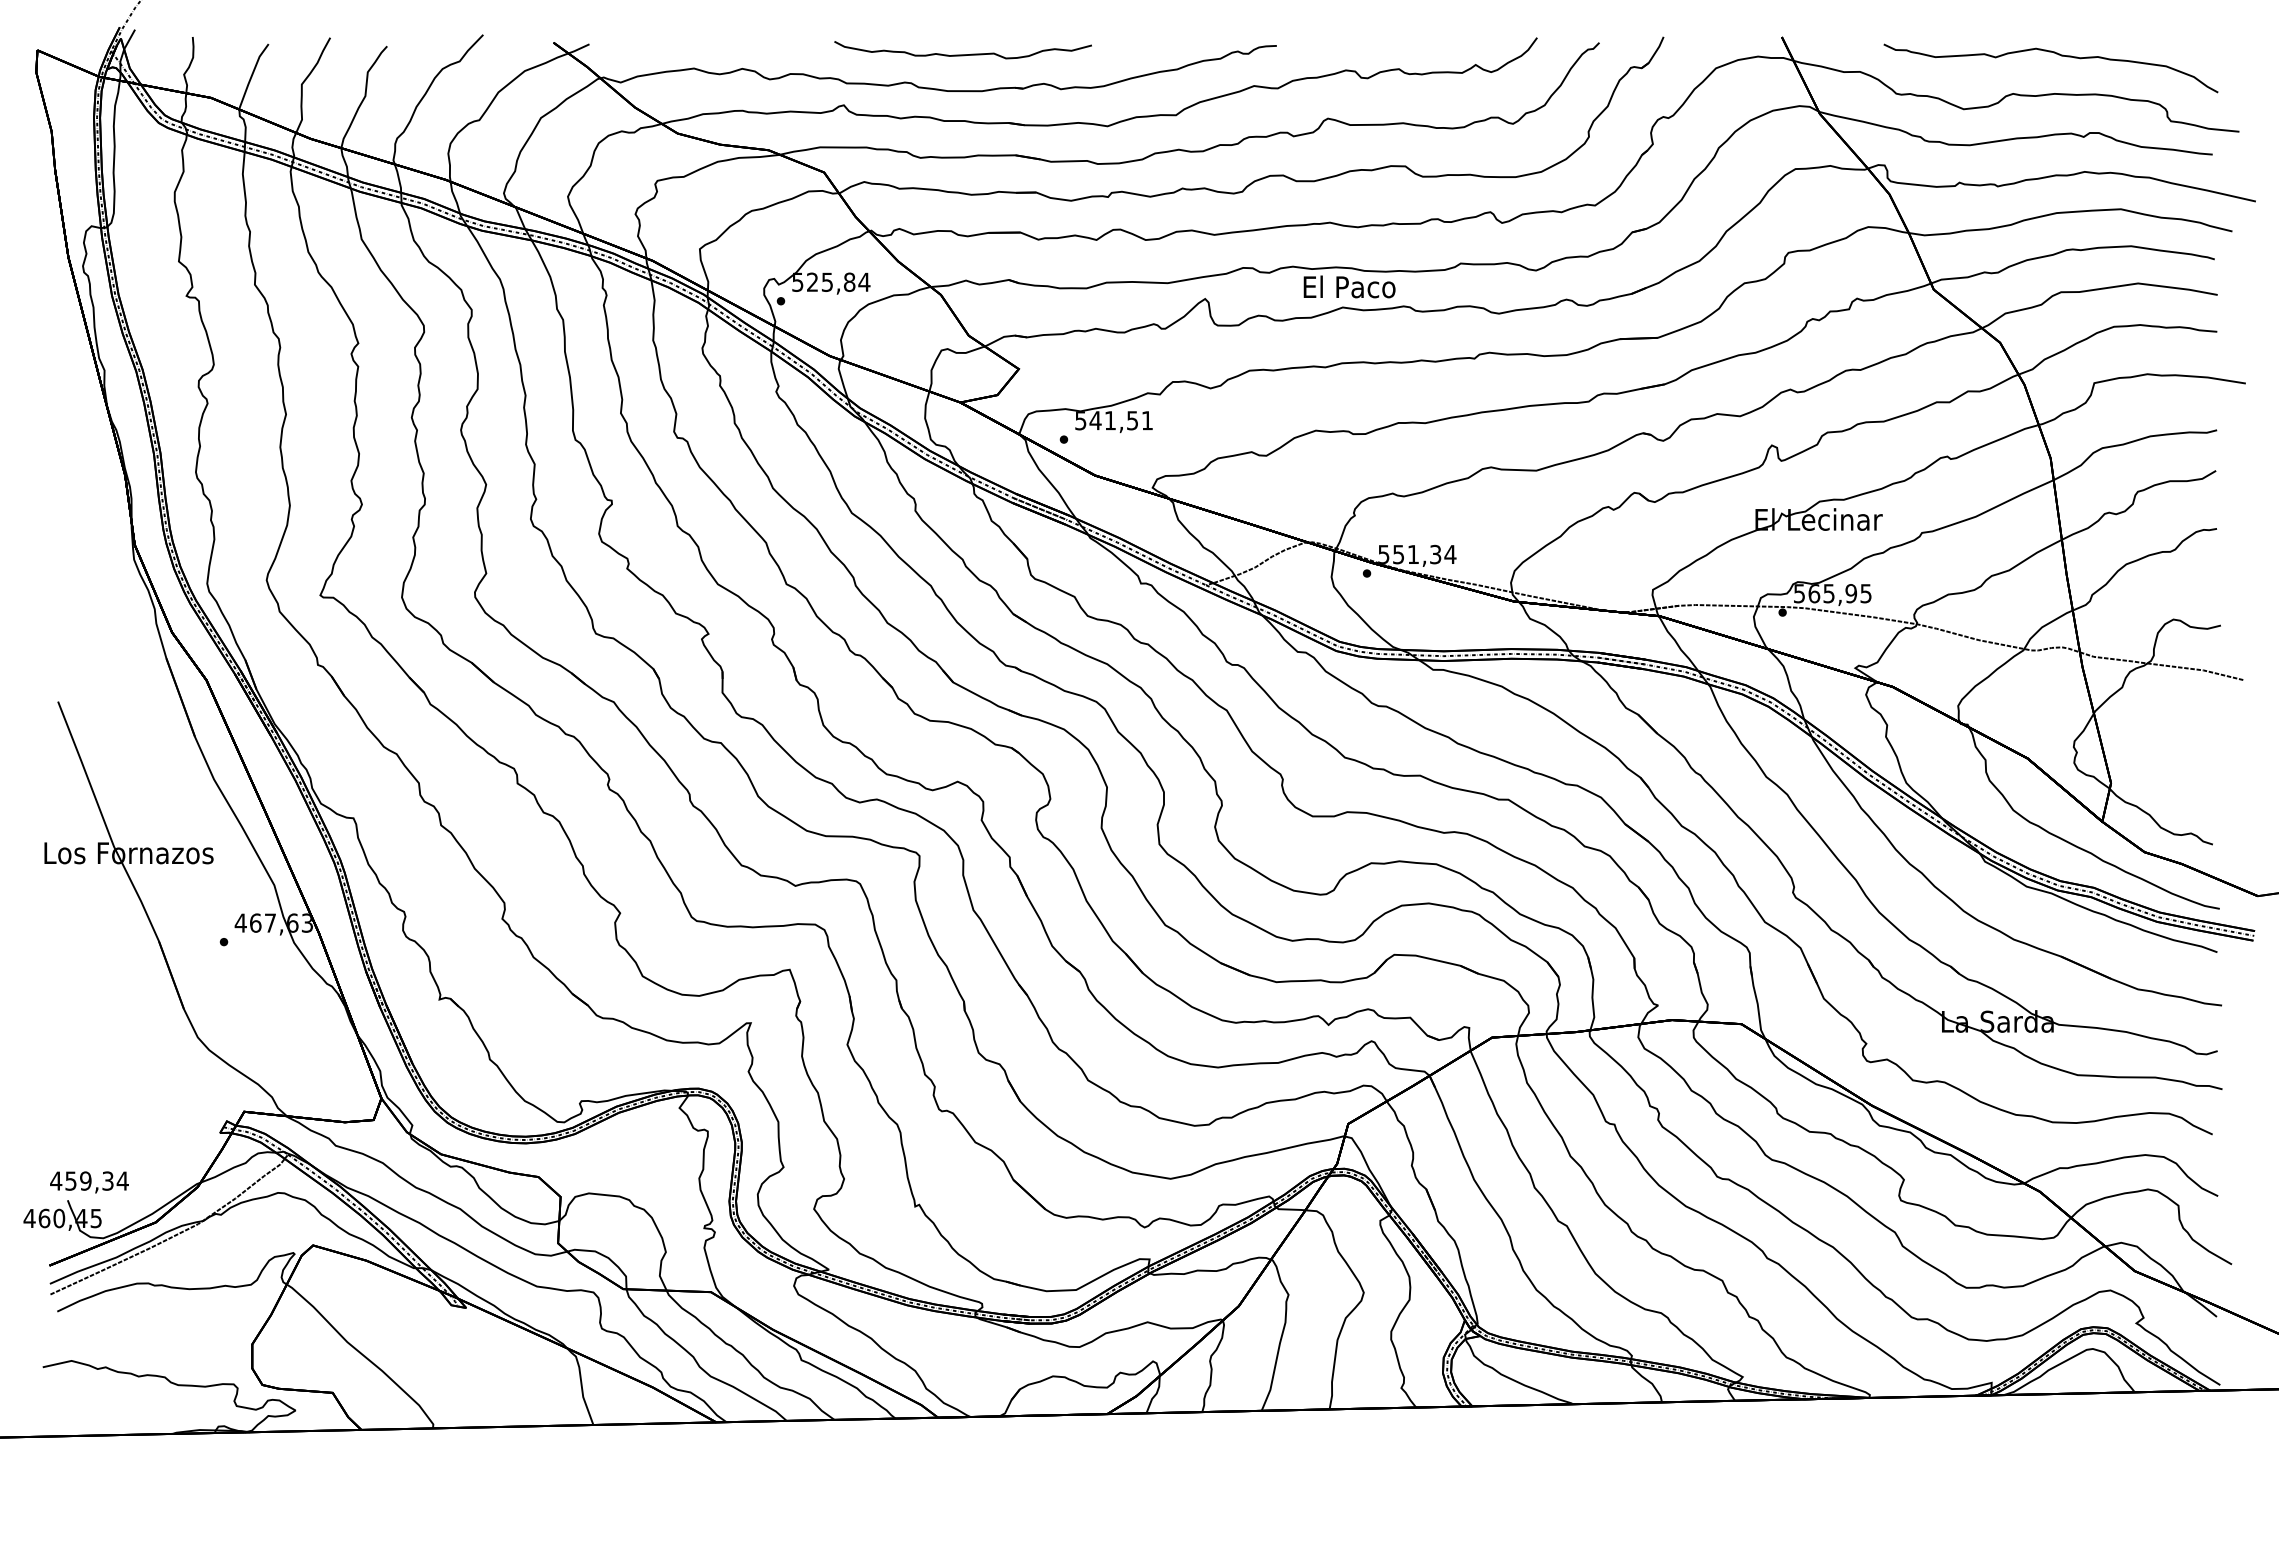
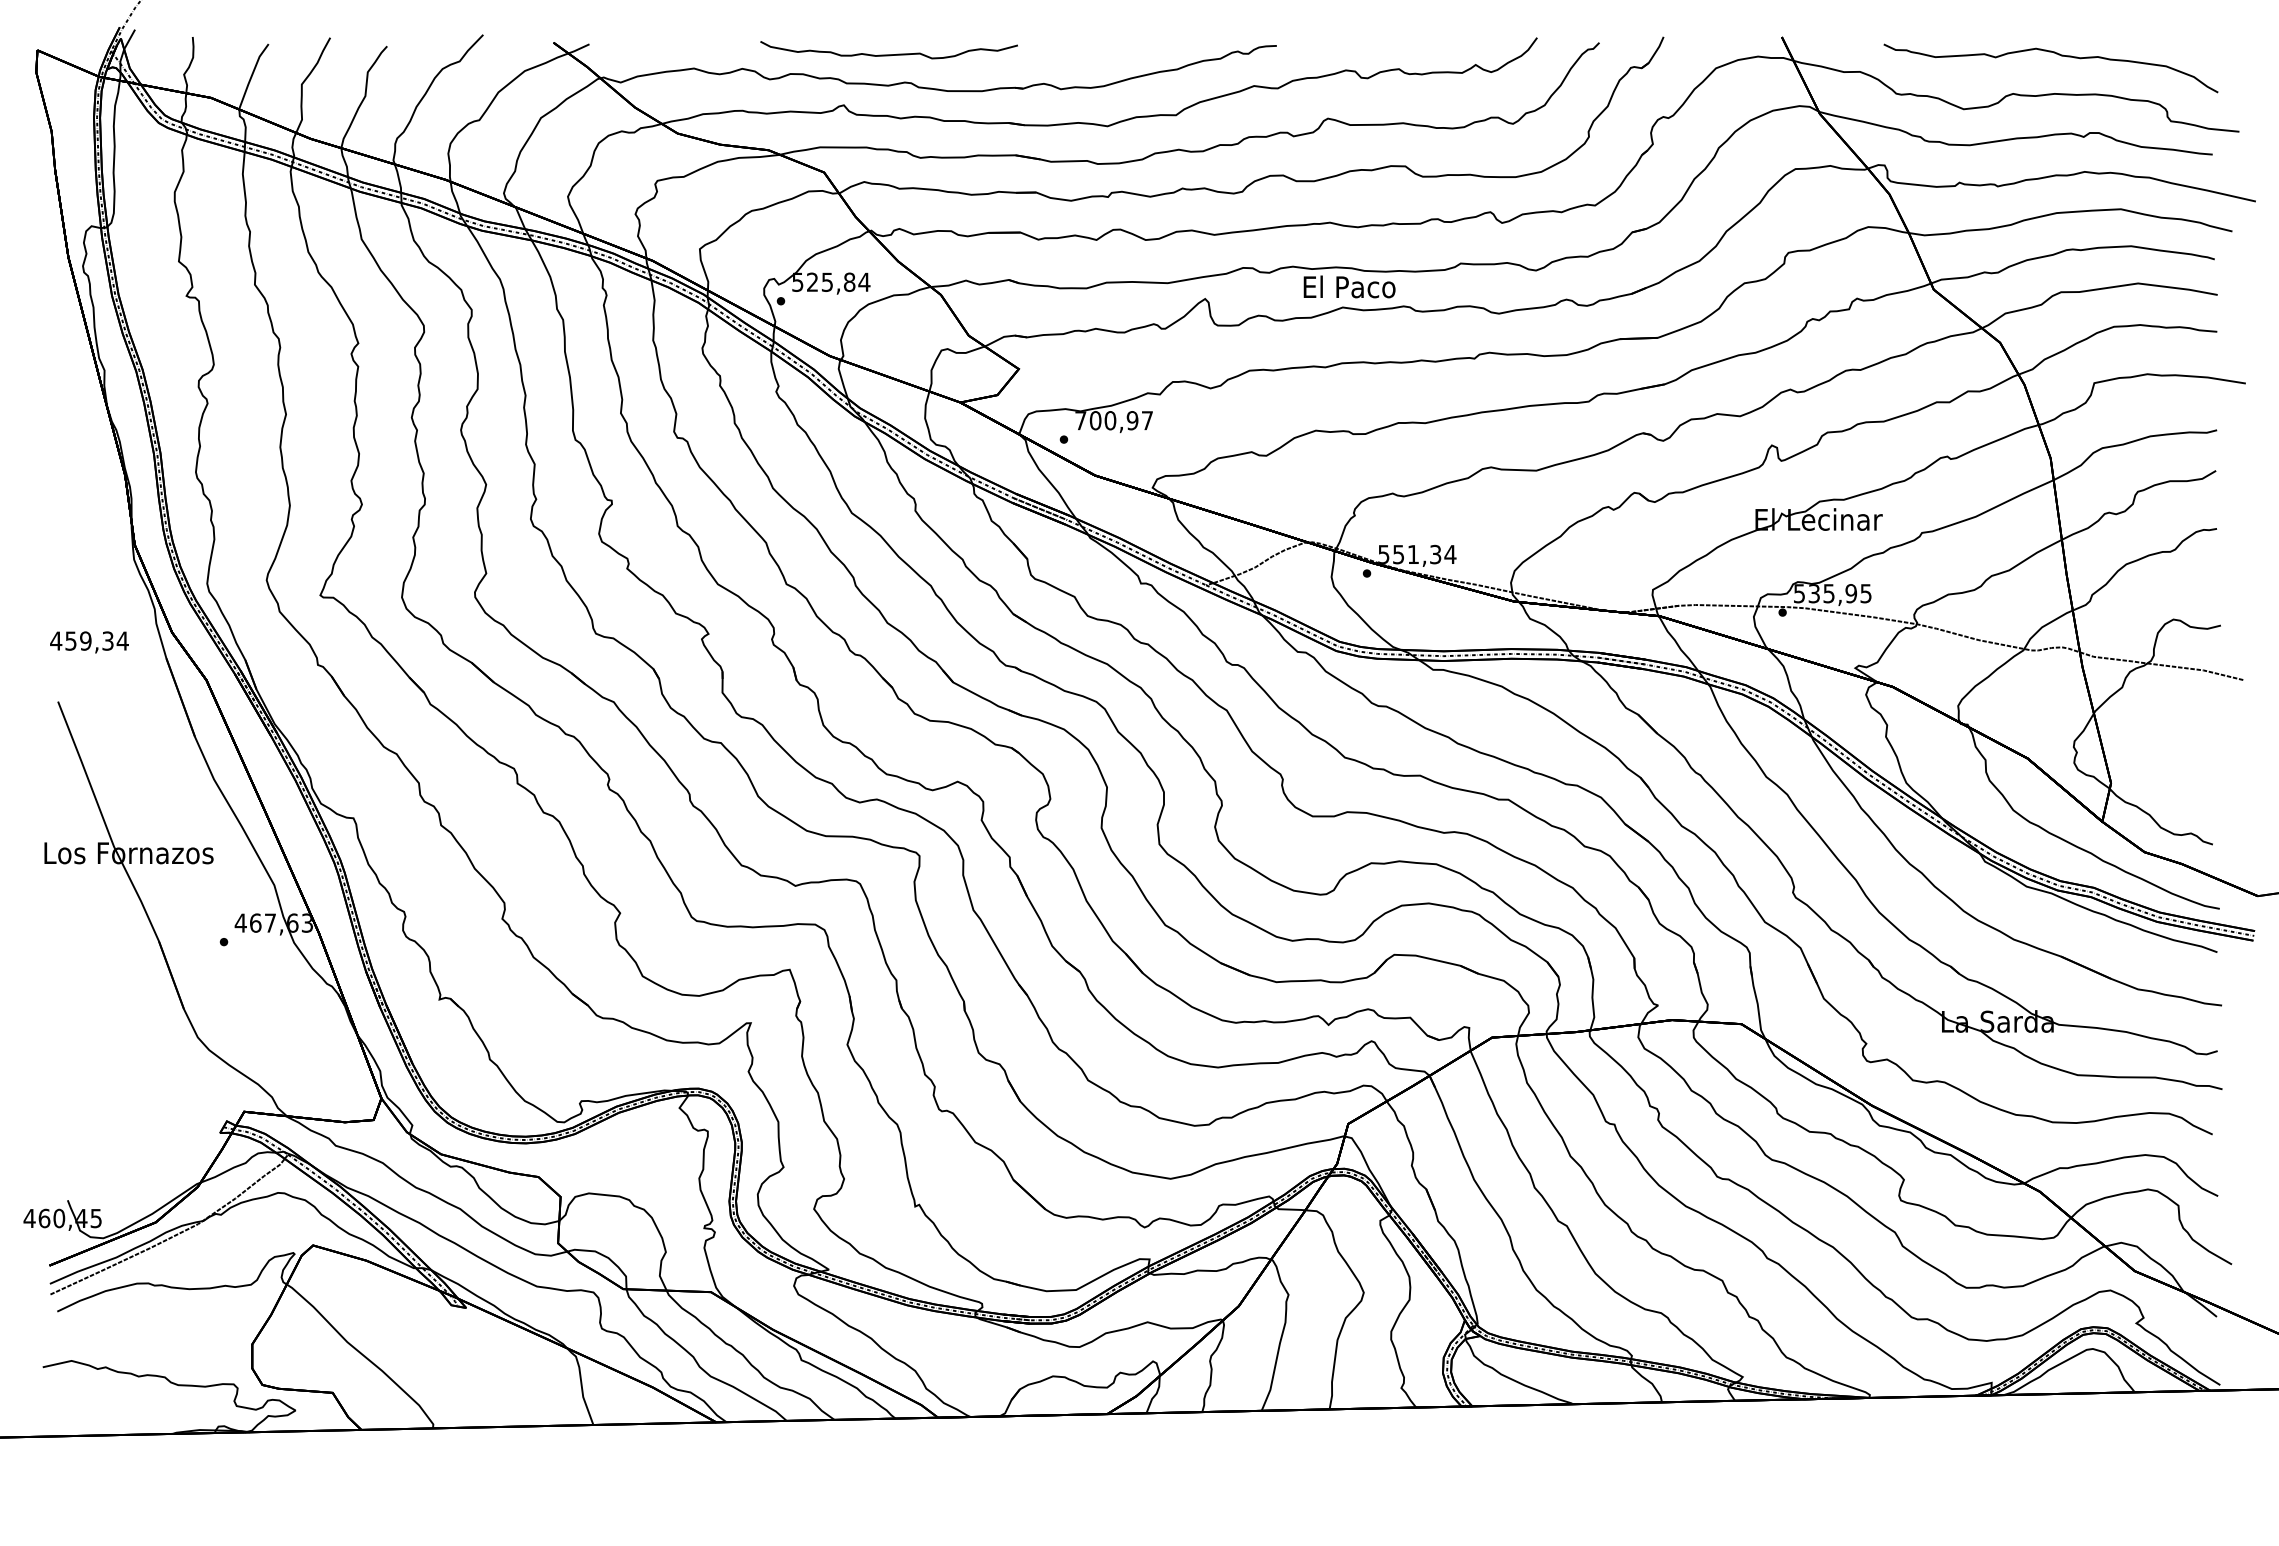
curve position: (962, 54) -> (888, 54) (888, 54)
text: 541,51 -> 700,97 (1113, 420)
text: 565,95 -> 535,95 (1814, 593)
text position: (89, 1182) -> (89, 642) (89, 642)
